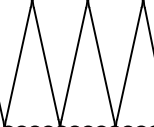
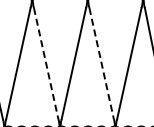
line: solid -> dashed (46, 63)
line: solid -> dashed (101, 63)
